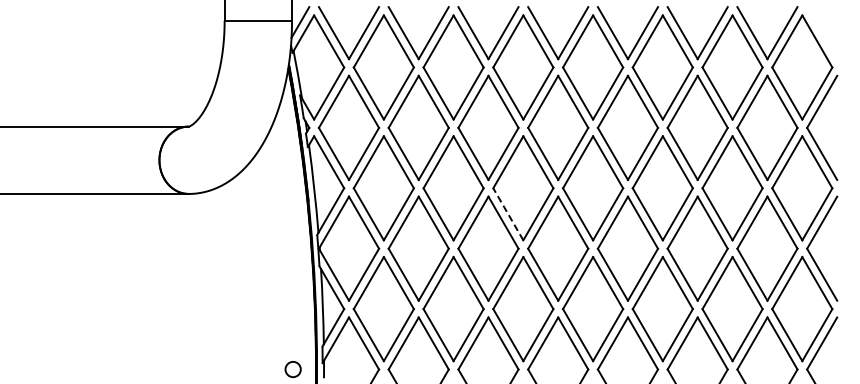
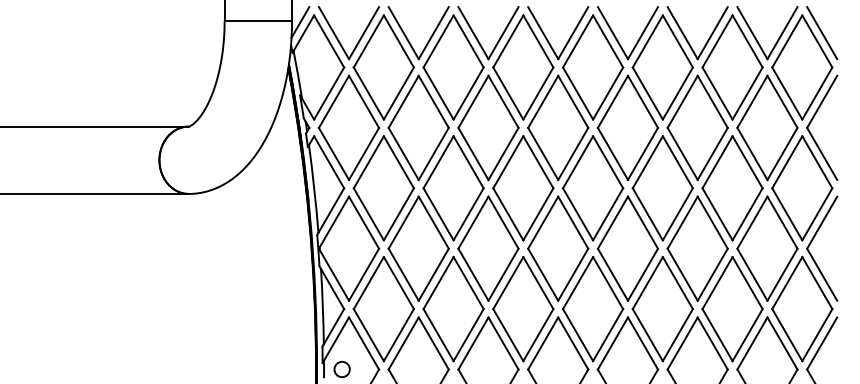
line: none -> present (822, 33)
line: dashed -> solid (508, 213)
circle position: (292, 369) -> (341, 369) (341, 369)
